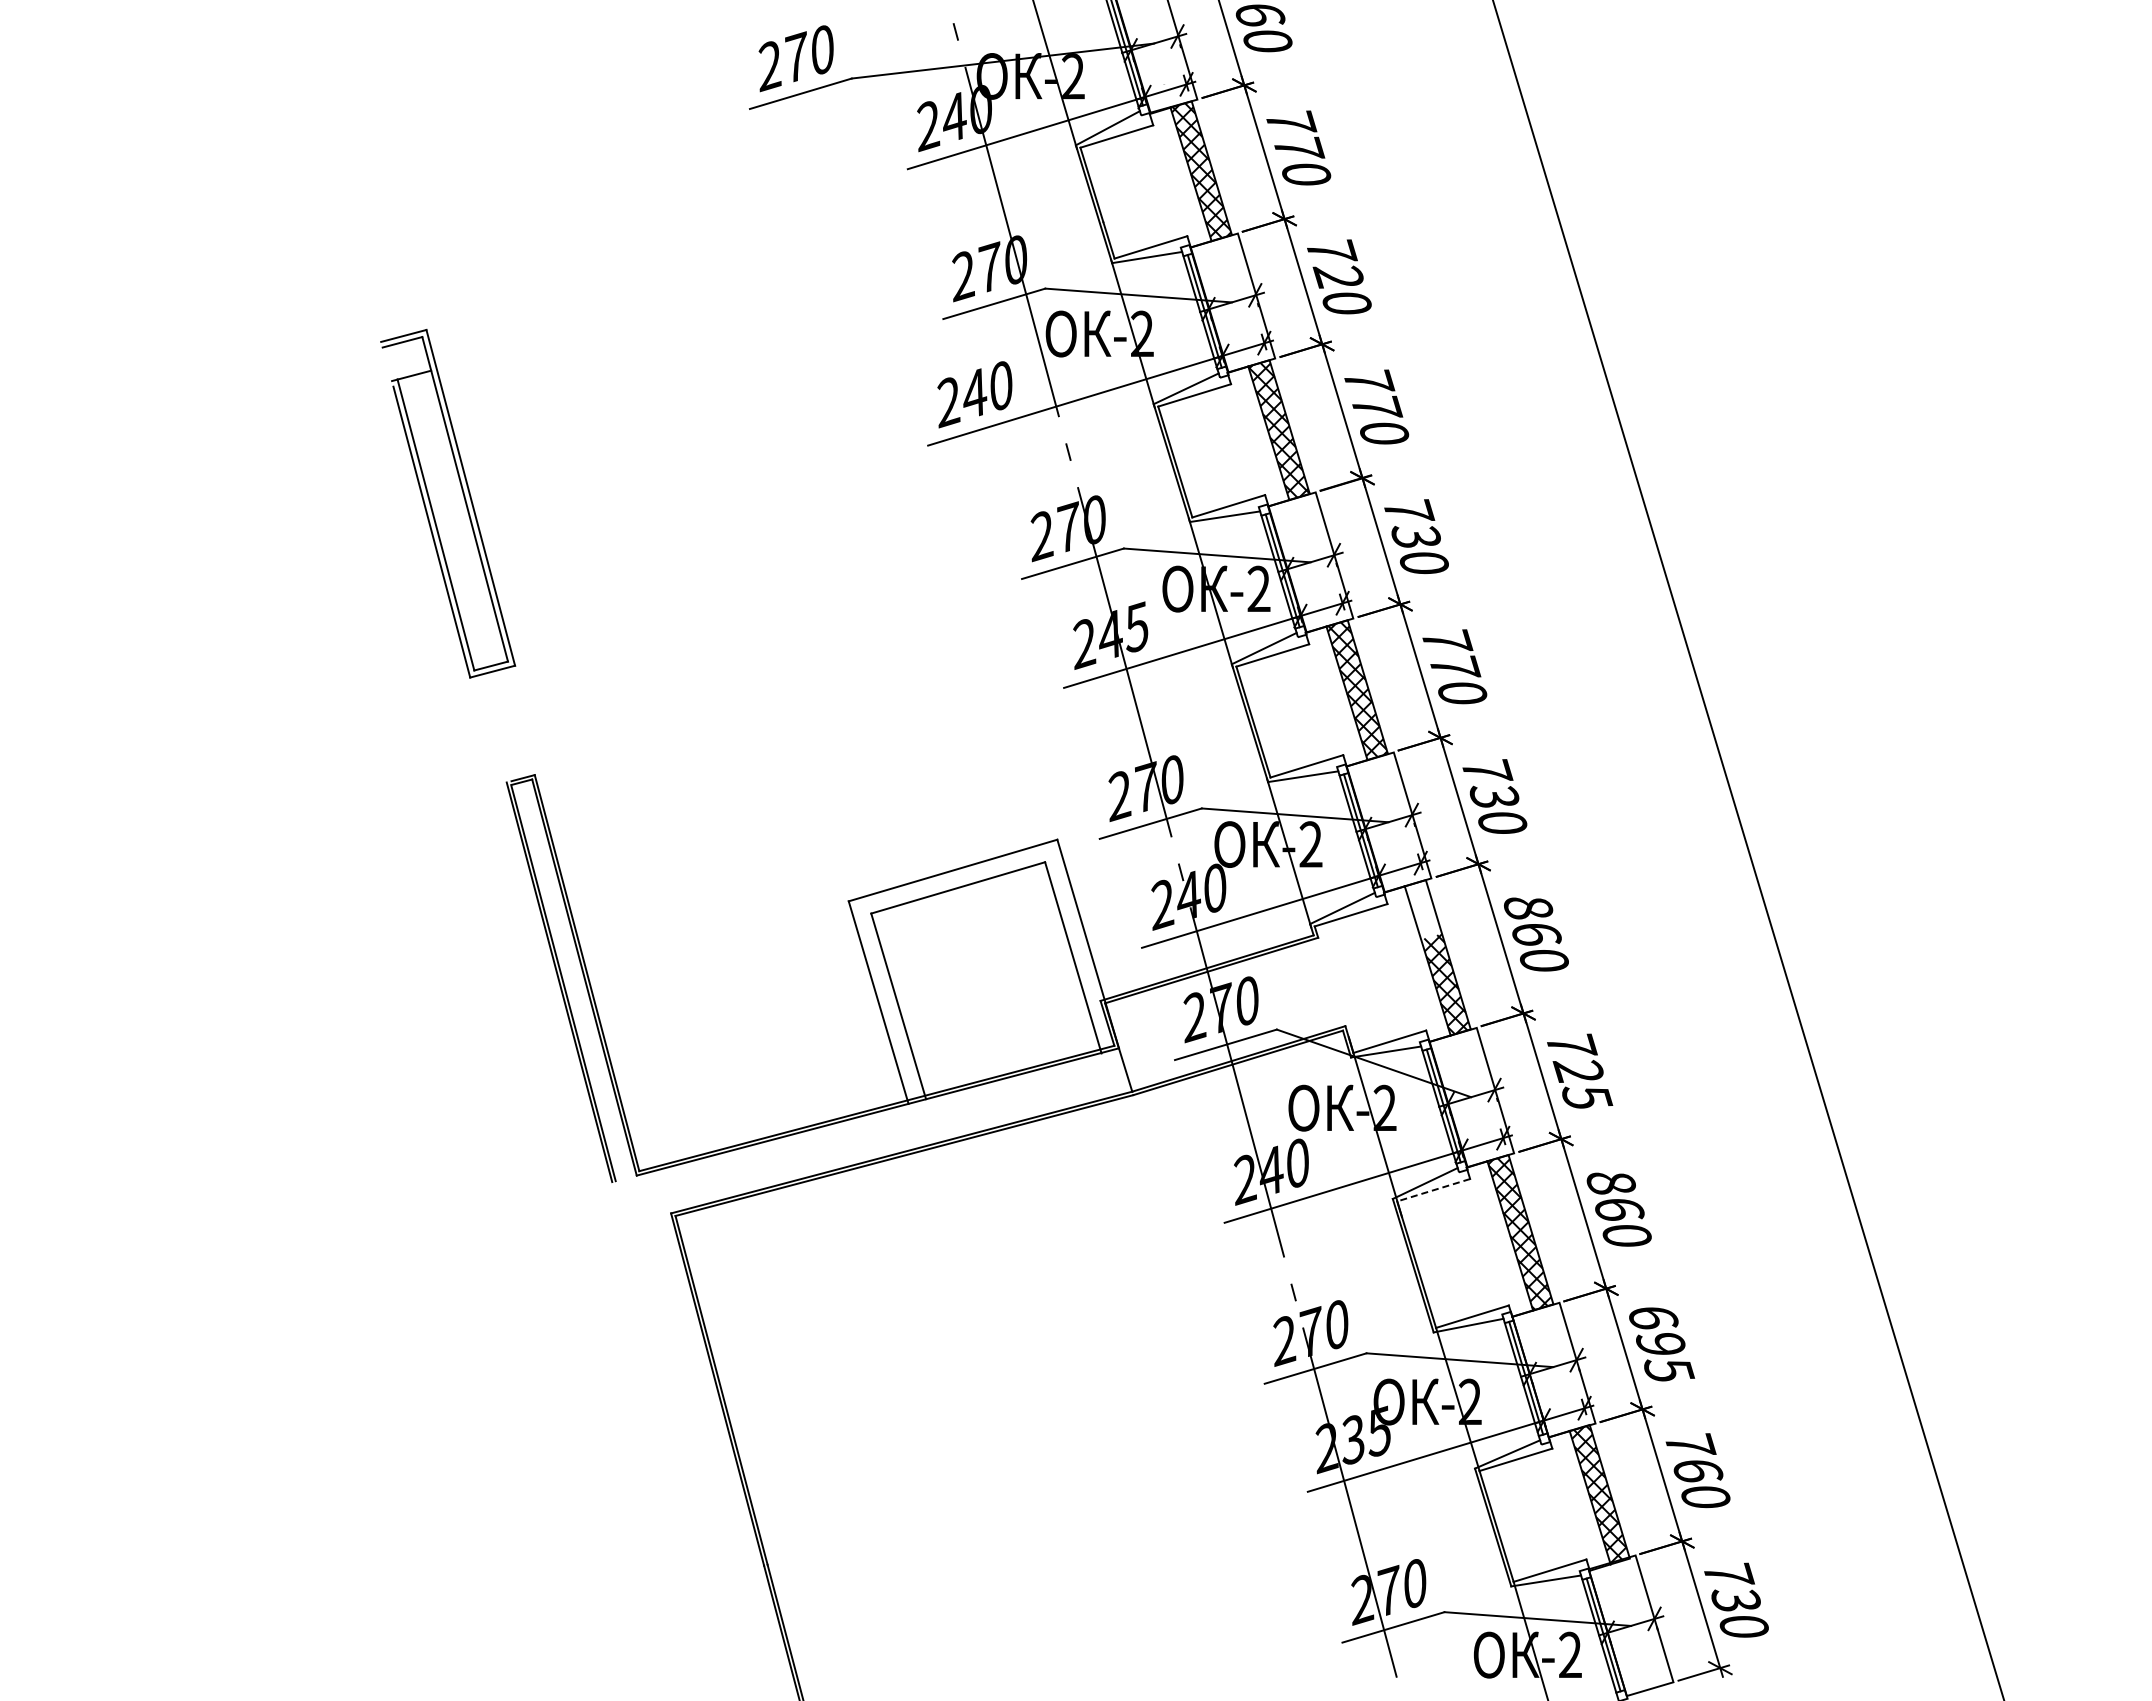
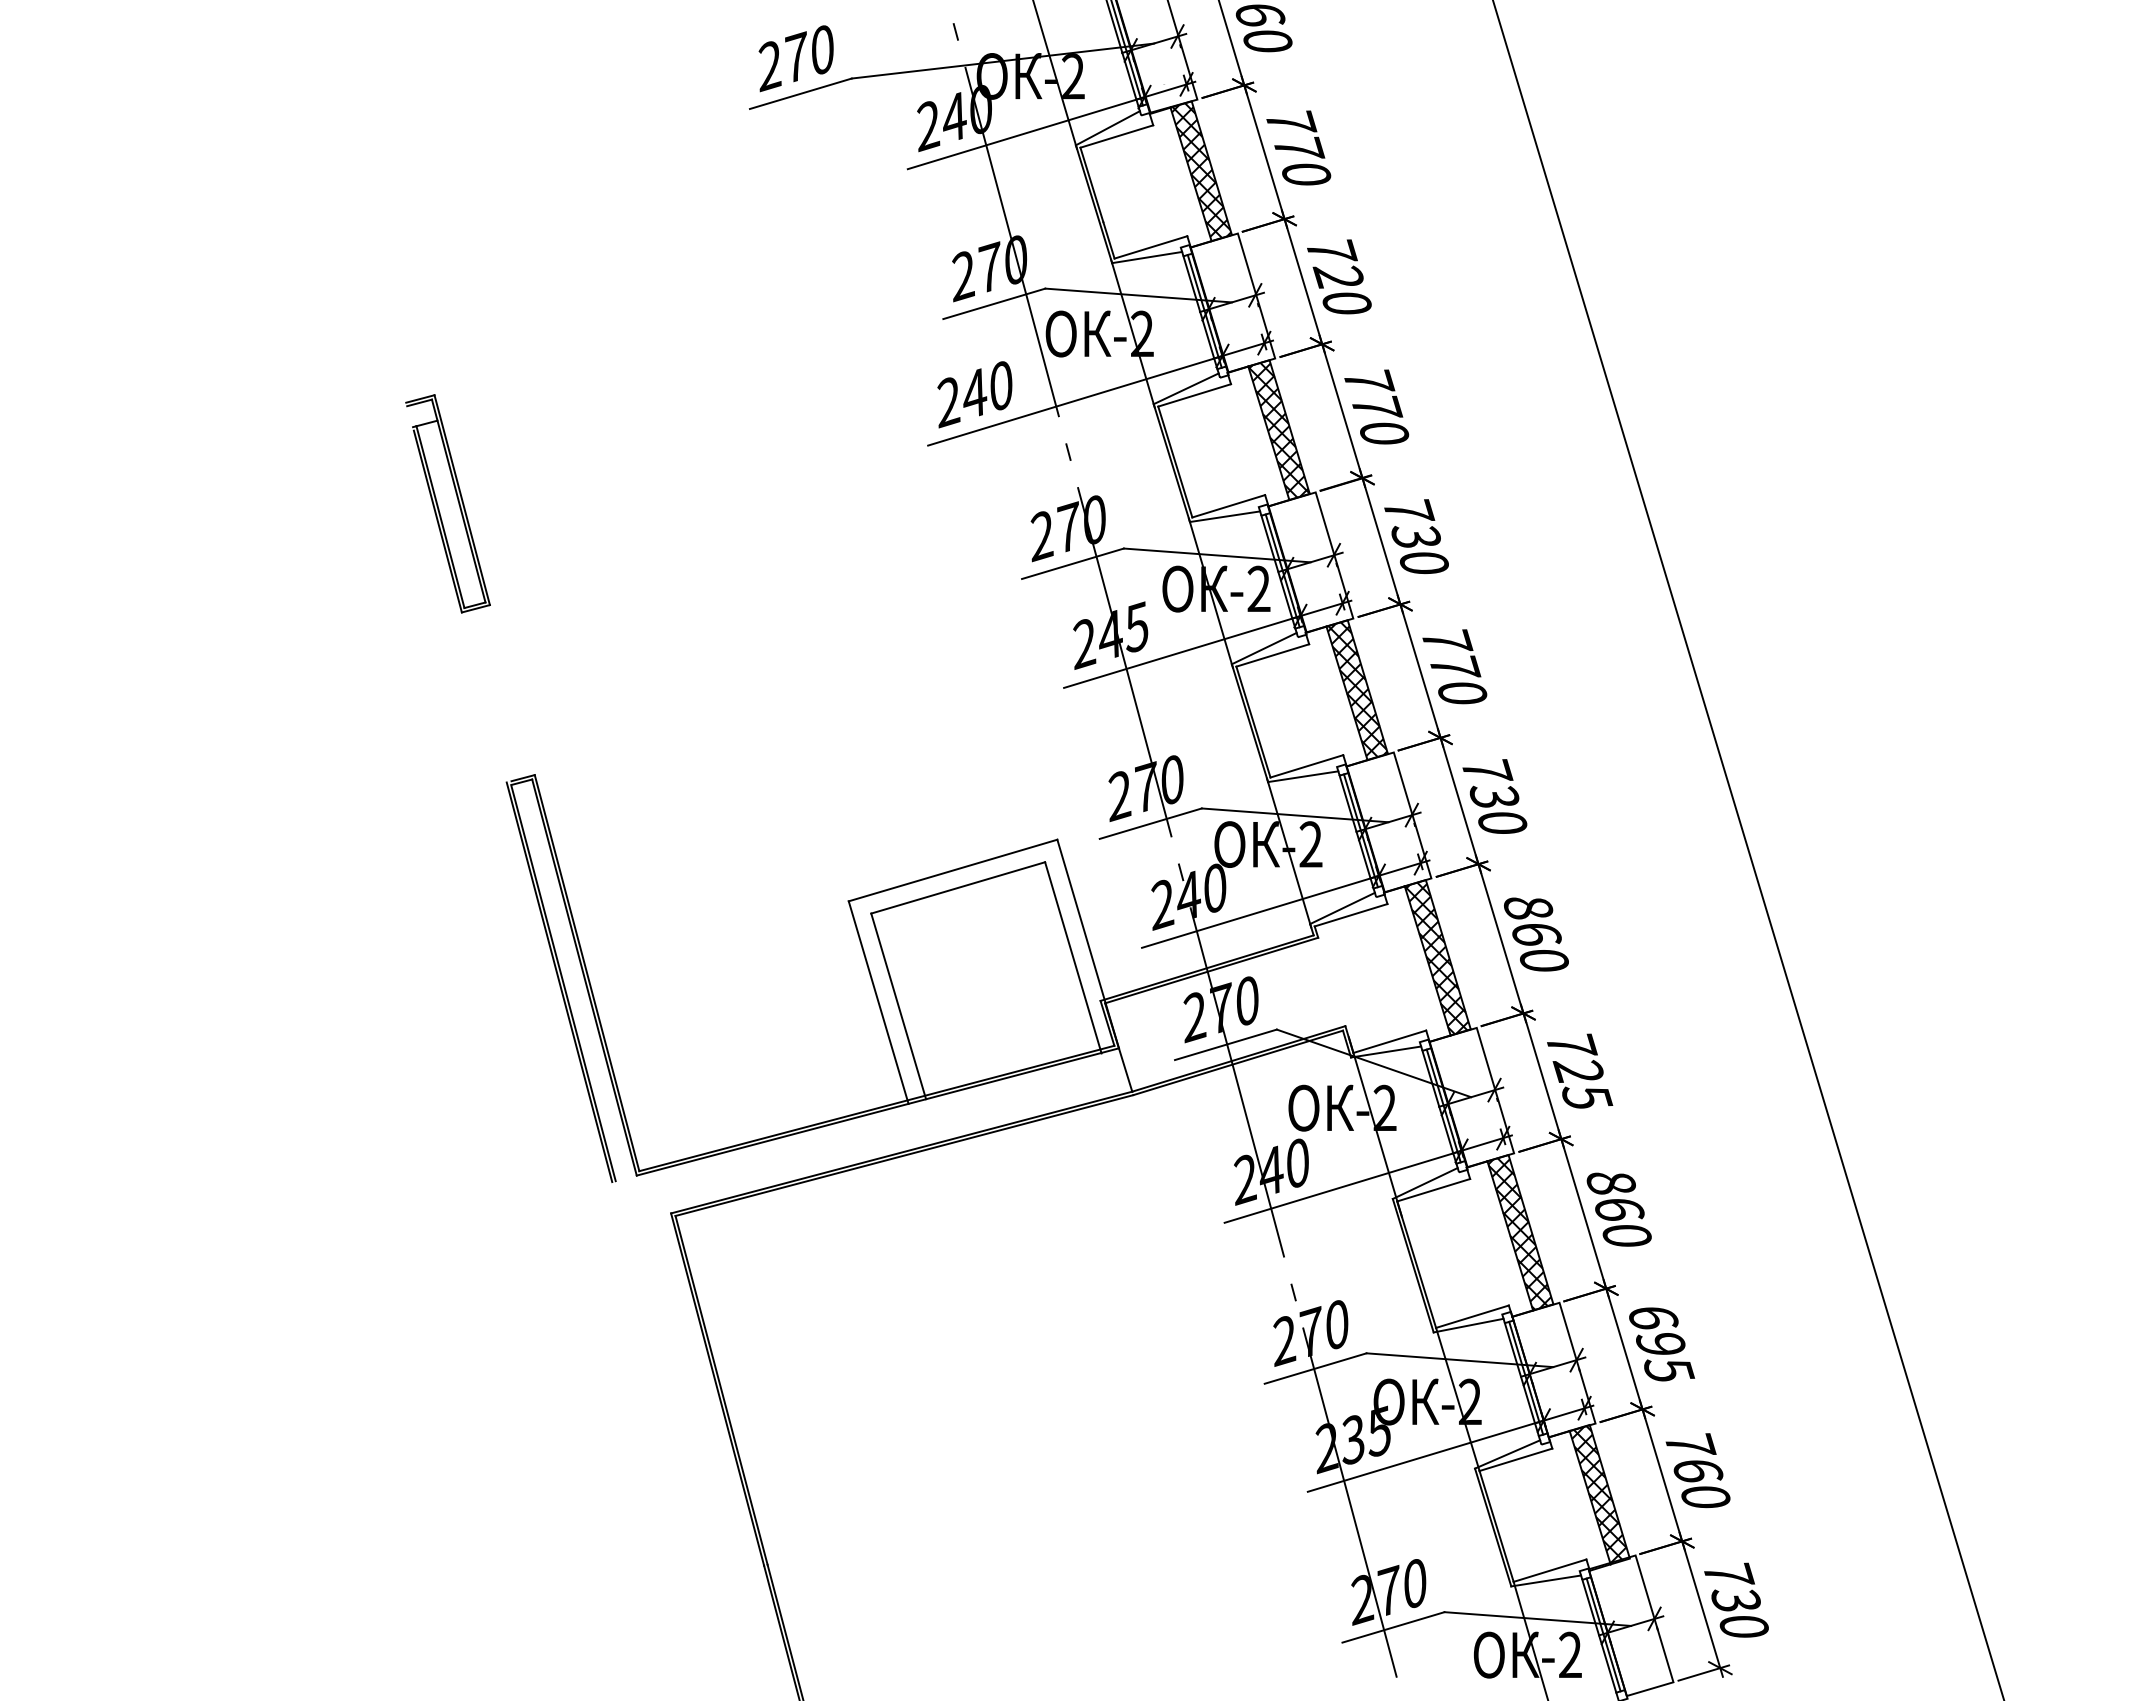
part size: 137x350 px -> 86x220 px (447, 503)
hatch: none -> present (1421, 910)
line: dashed -> solid (1433, 1190)
